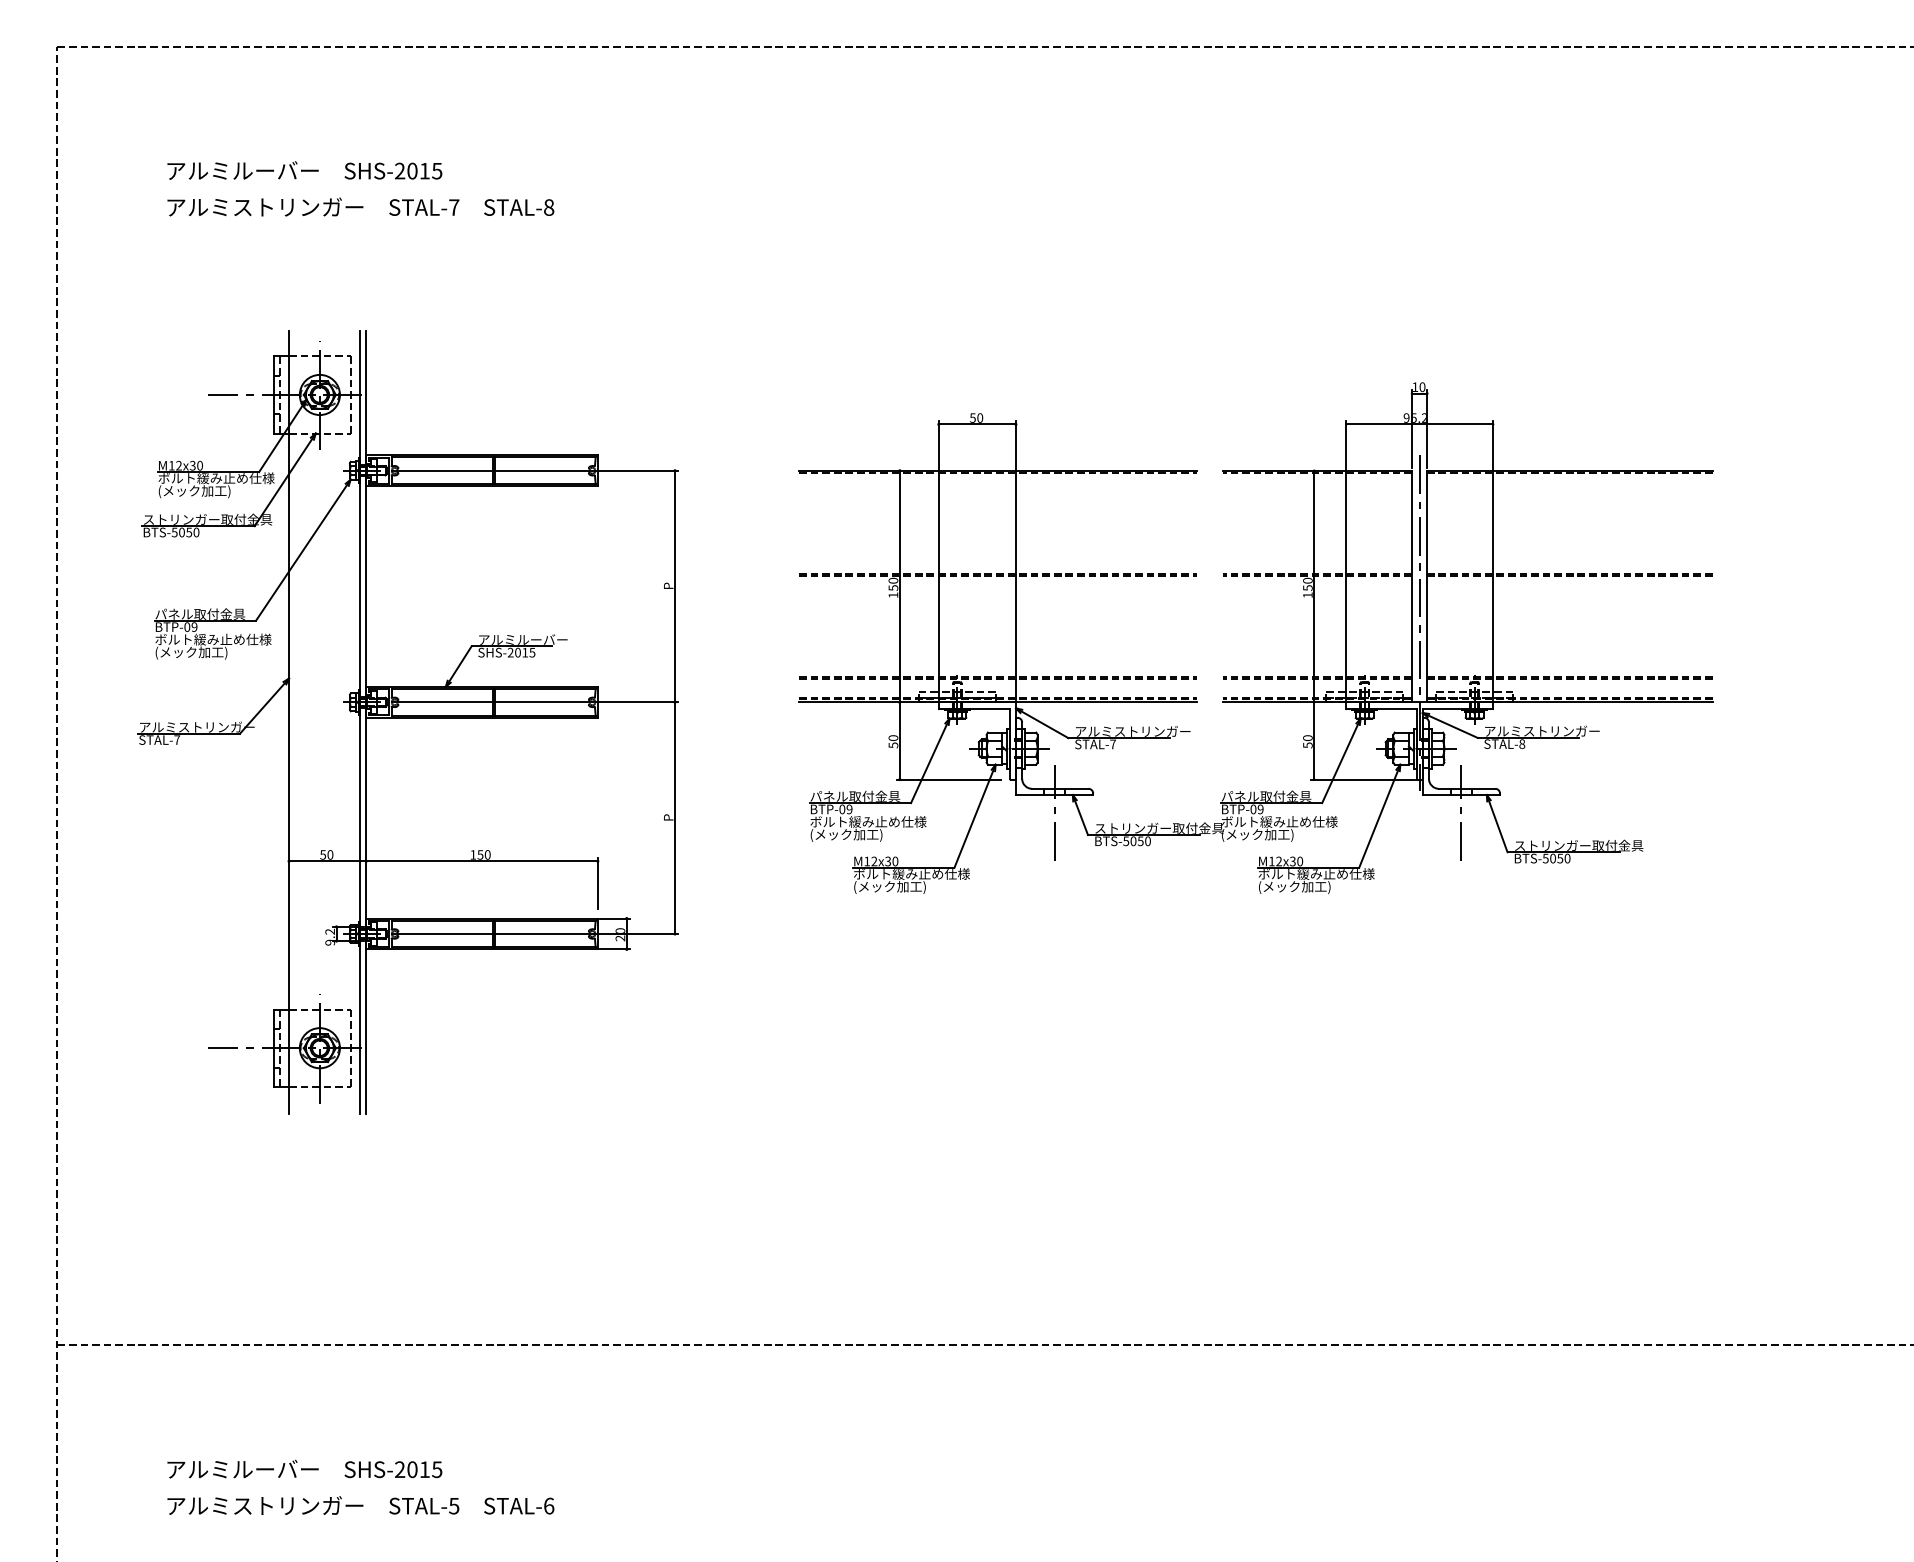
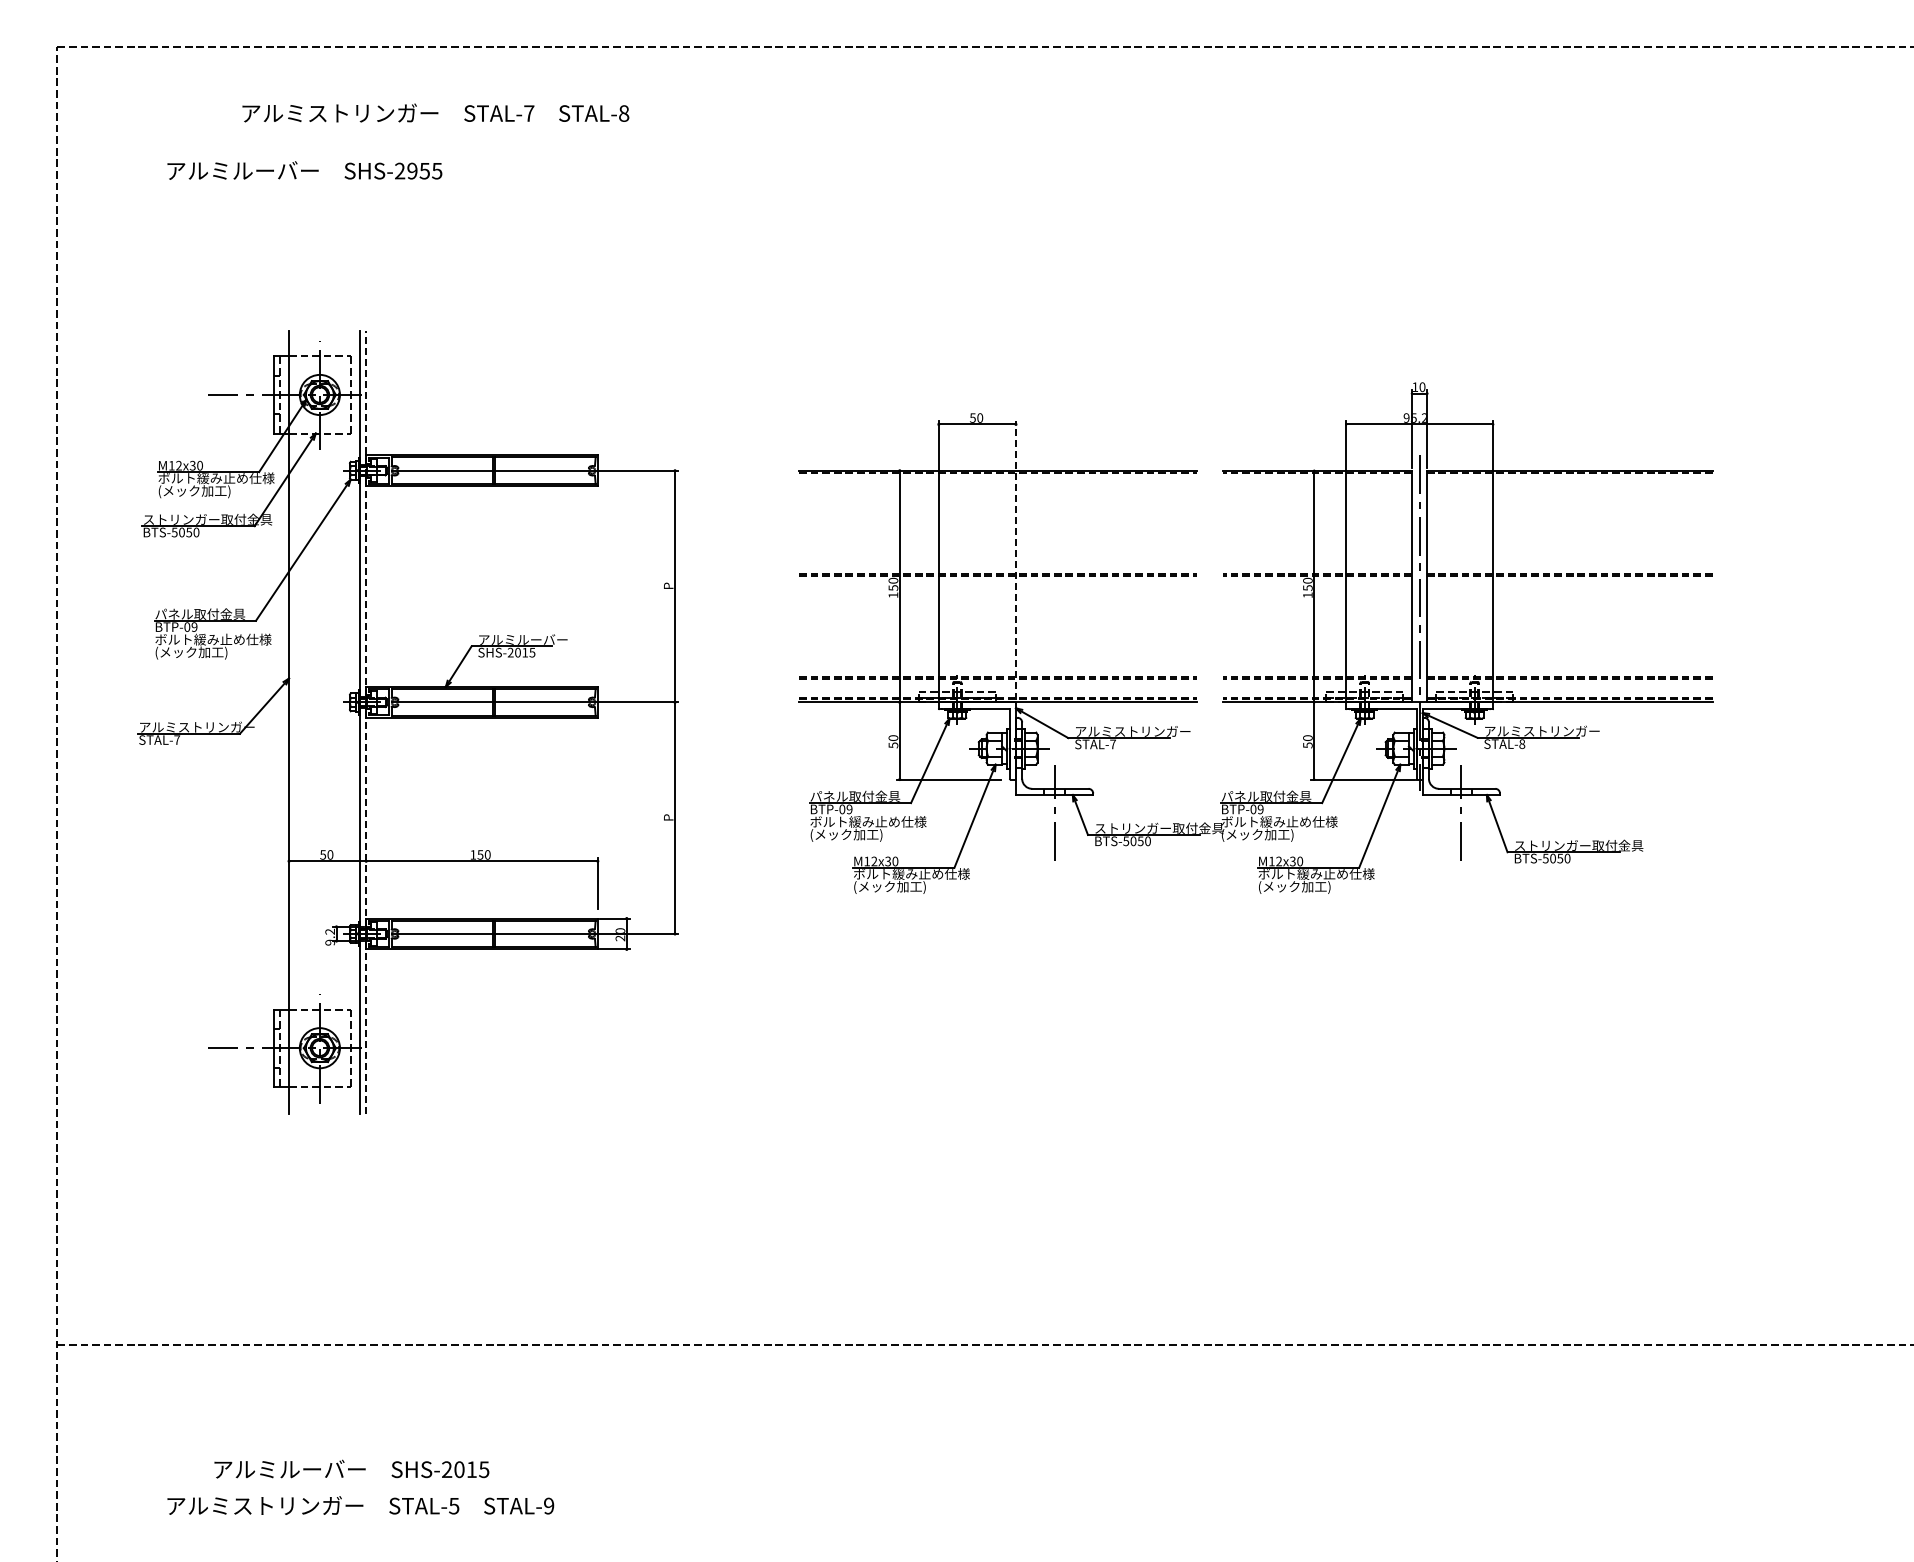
text: SHS-2015 -> SHS-2955 (418, 170)
text position: (360, 206) -> (435, 112) (435, 112)
line: solid -> dashed (1015, 560)
line: solid -> dashed (366, 721)
text position: (304, 1468) -> (351, 1468) (351, 1468)
text: STAL-6 -> STAL-9 (549, 1505)
